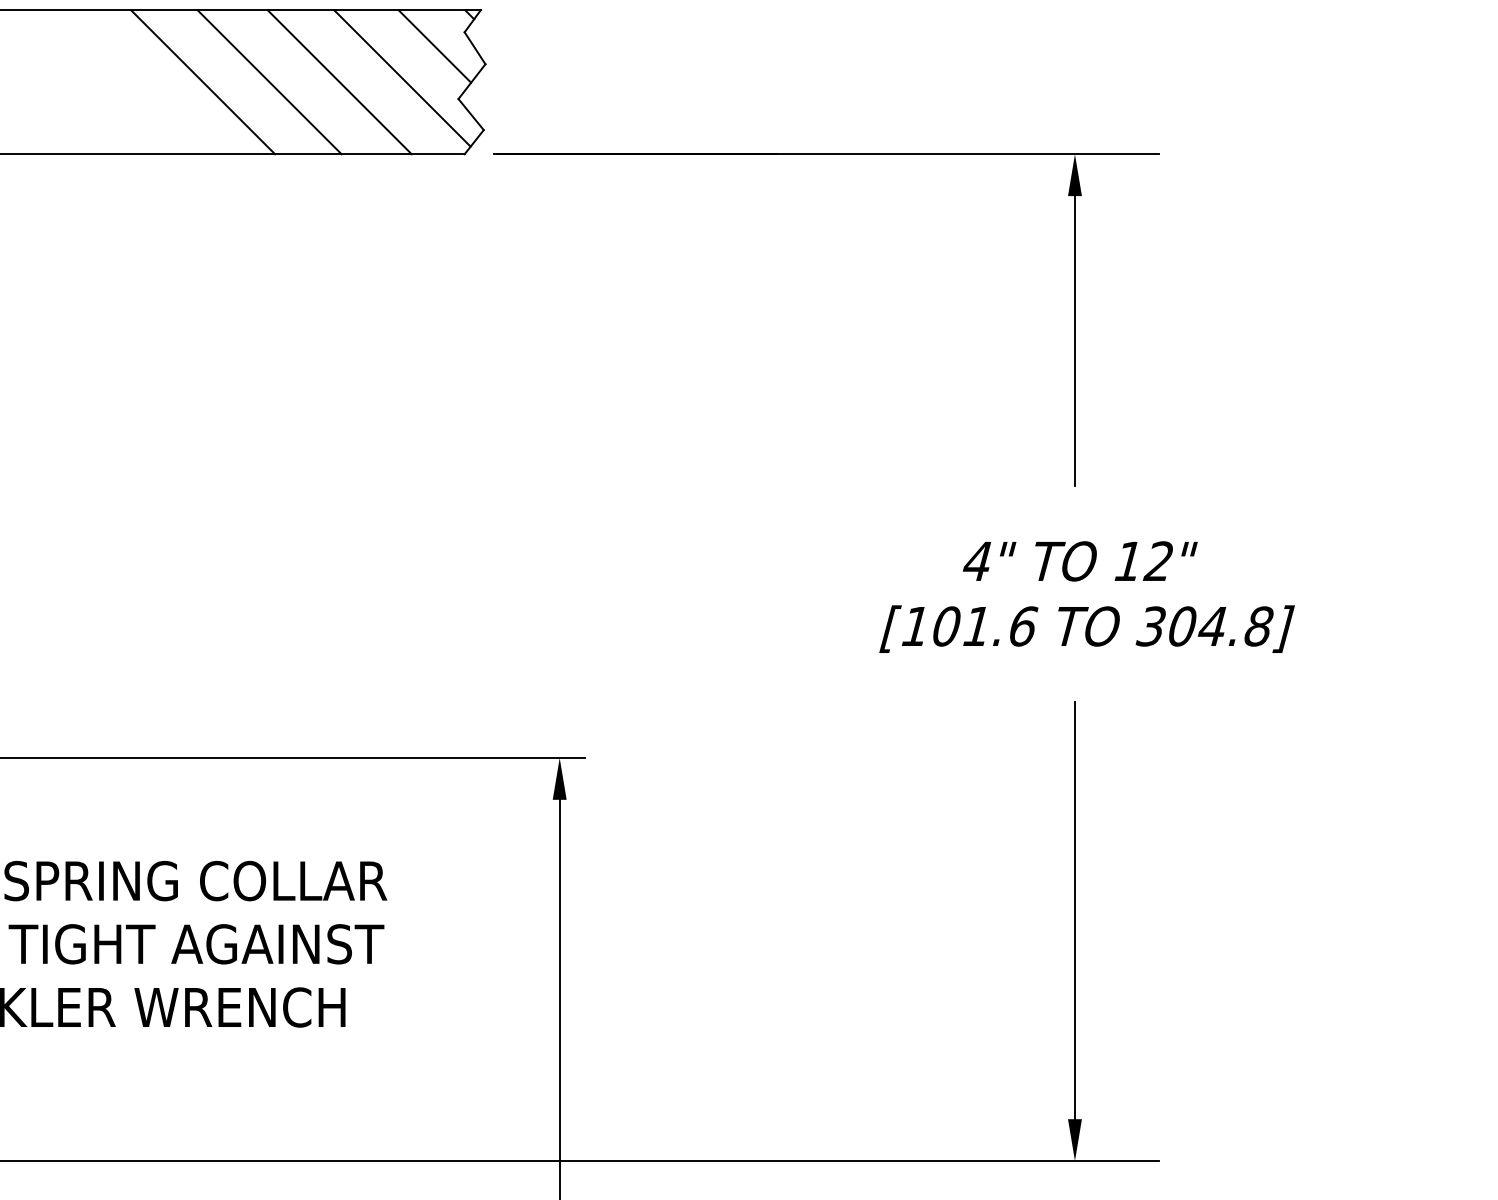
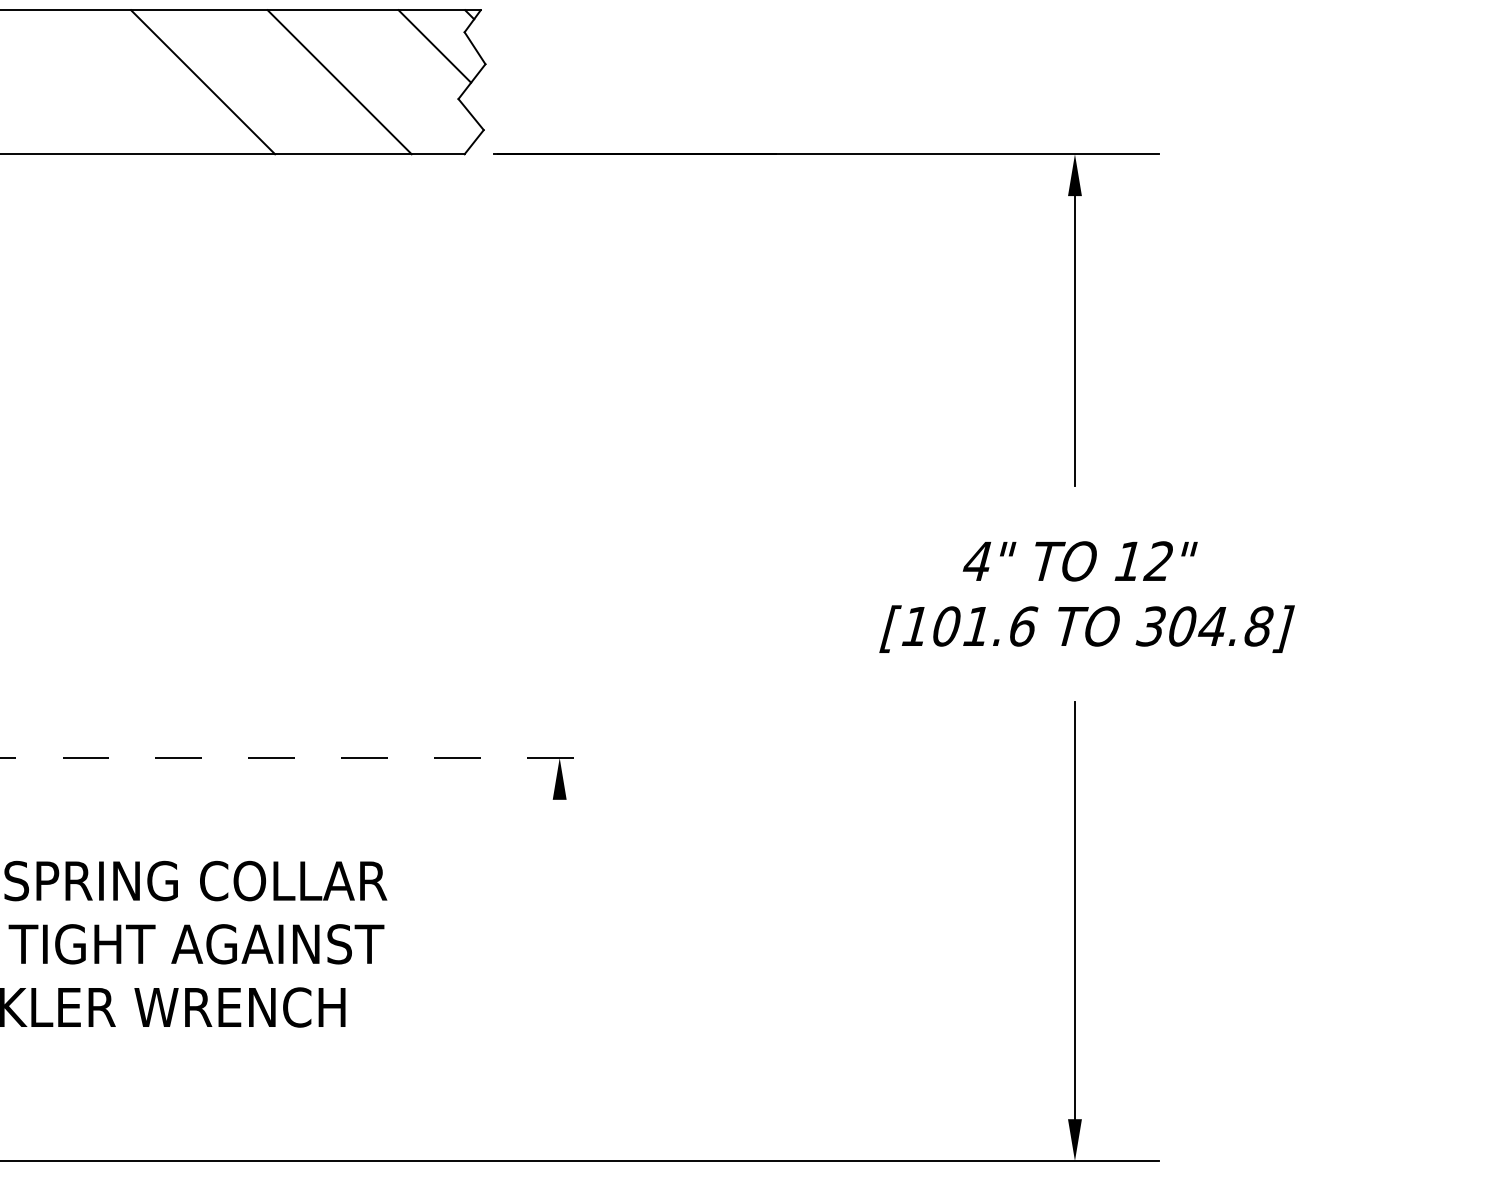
line: present -> none (402, 78)
line: present -> none (269, 82)
line: solid -> dashed (293, 758)
line: present -> none (559, 997)
